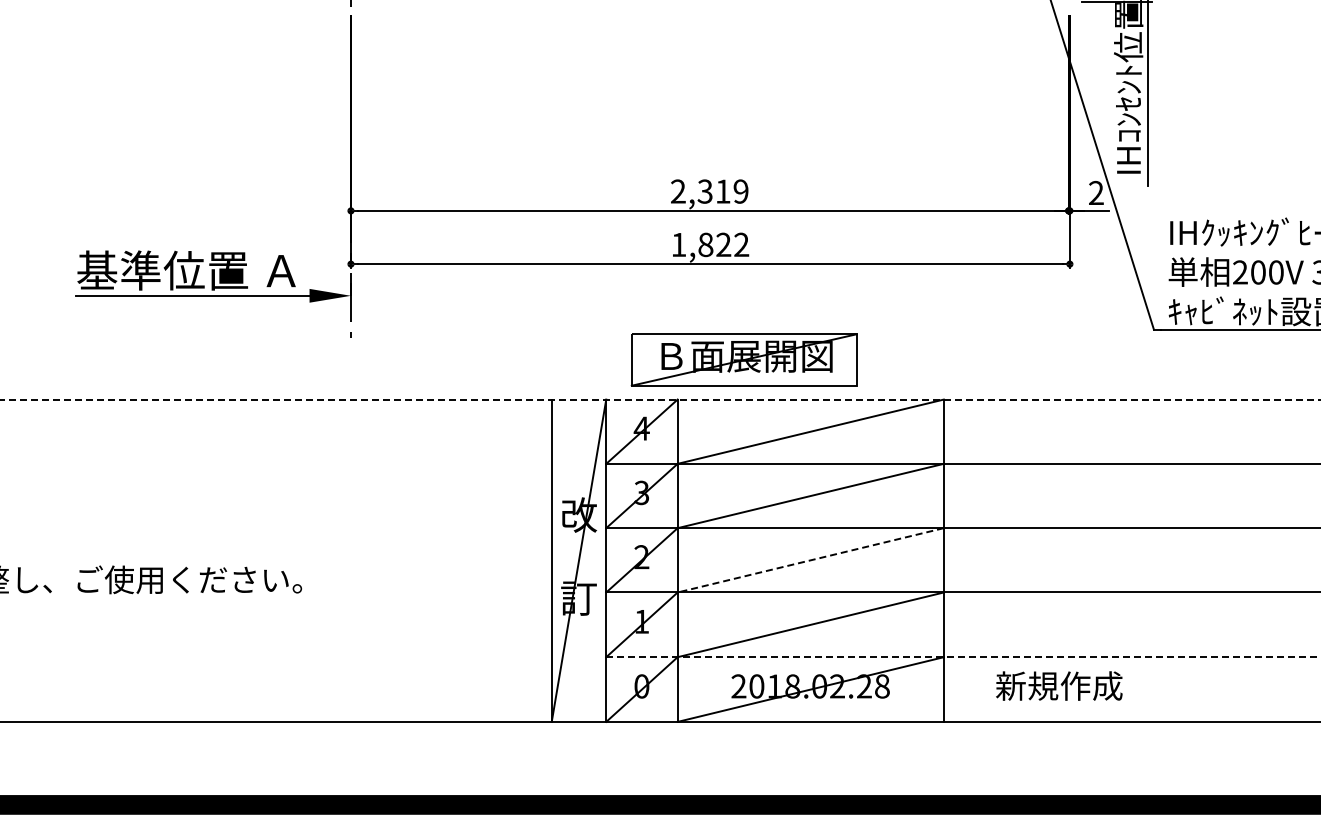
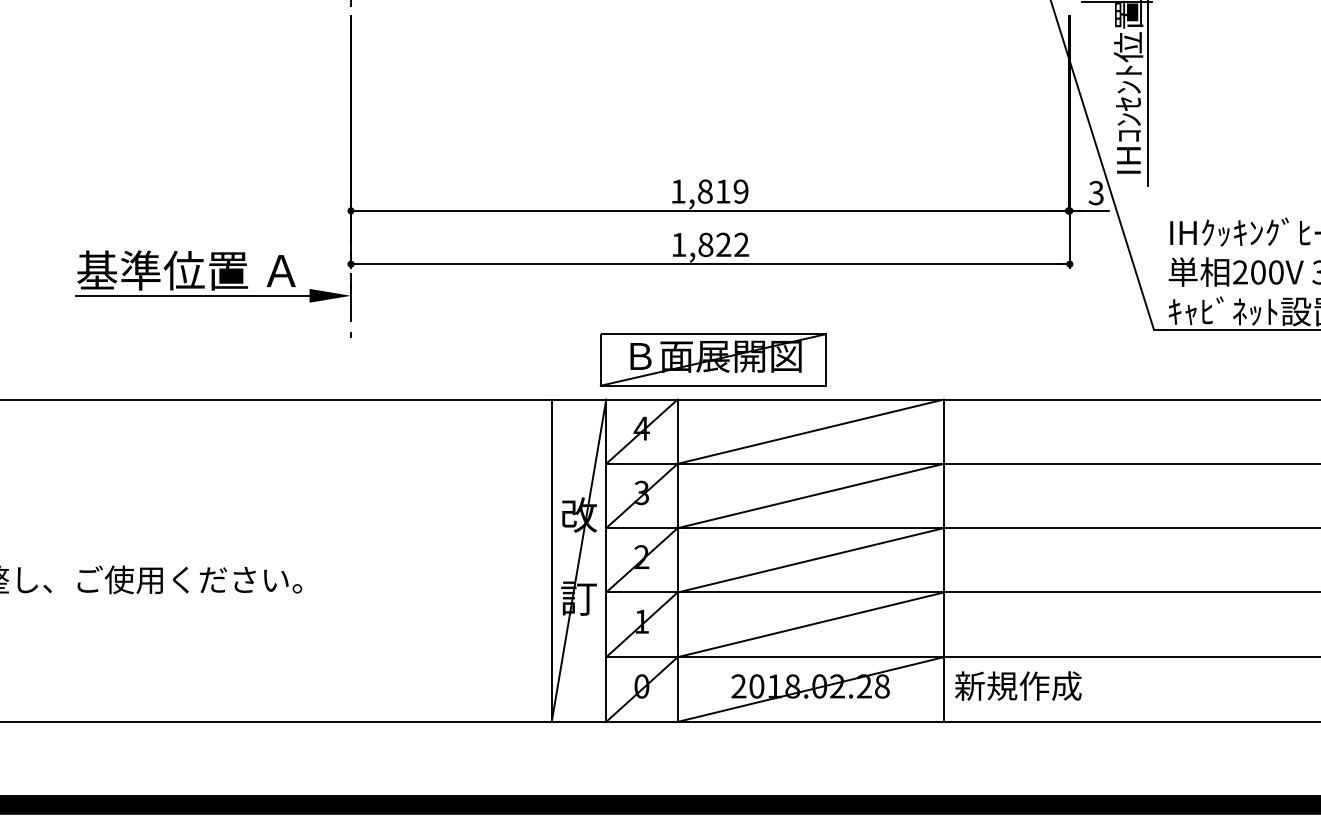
text: 2,319 -> 1,819 (691, 191)
text: 2 -> 3 (1095, 193)
part position: (743, 359) -> (712, 359) (712, 359)
line: dashed -> solid (660, 399)
line: dashed -> solid (810, 560)
line: dashed -> solid (963, 657)
text position: (1059, 685) -> (1018, 685) (1018, 685)
